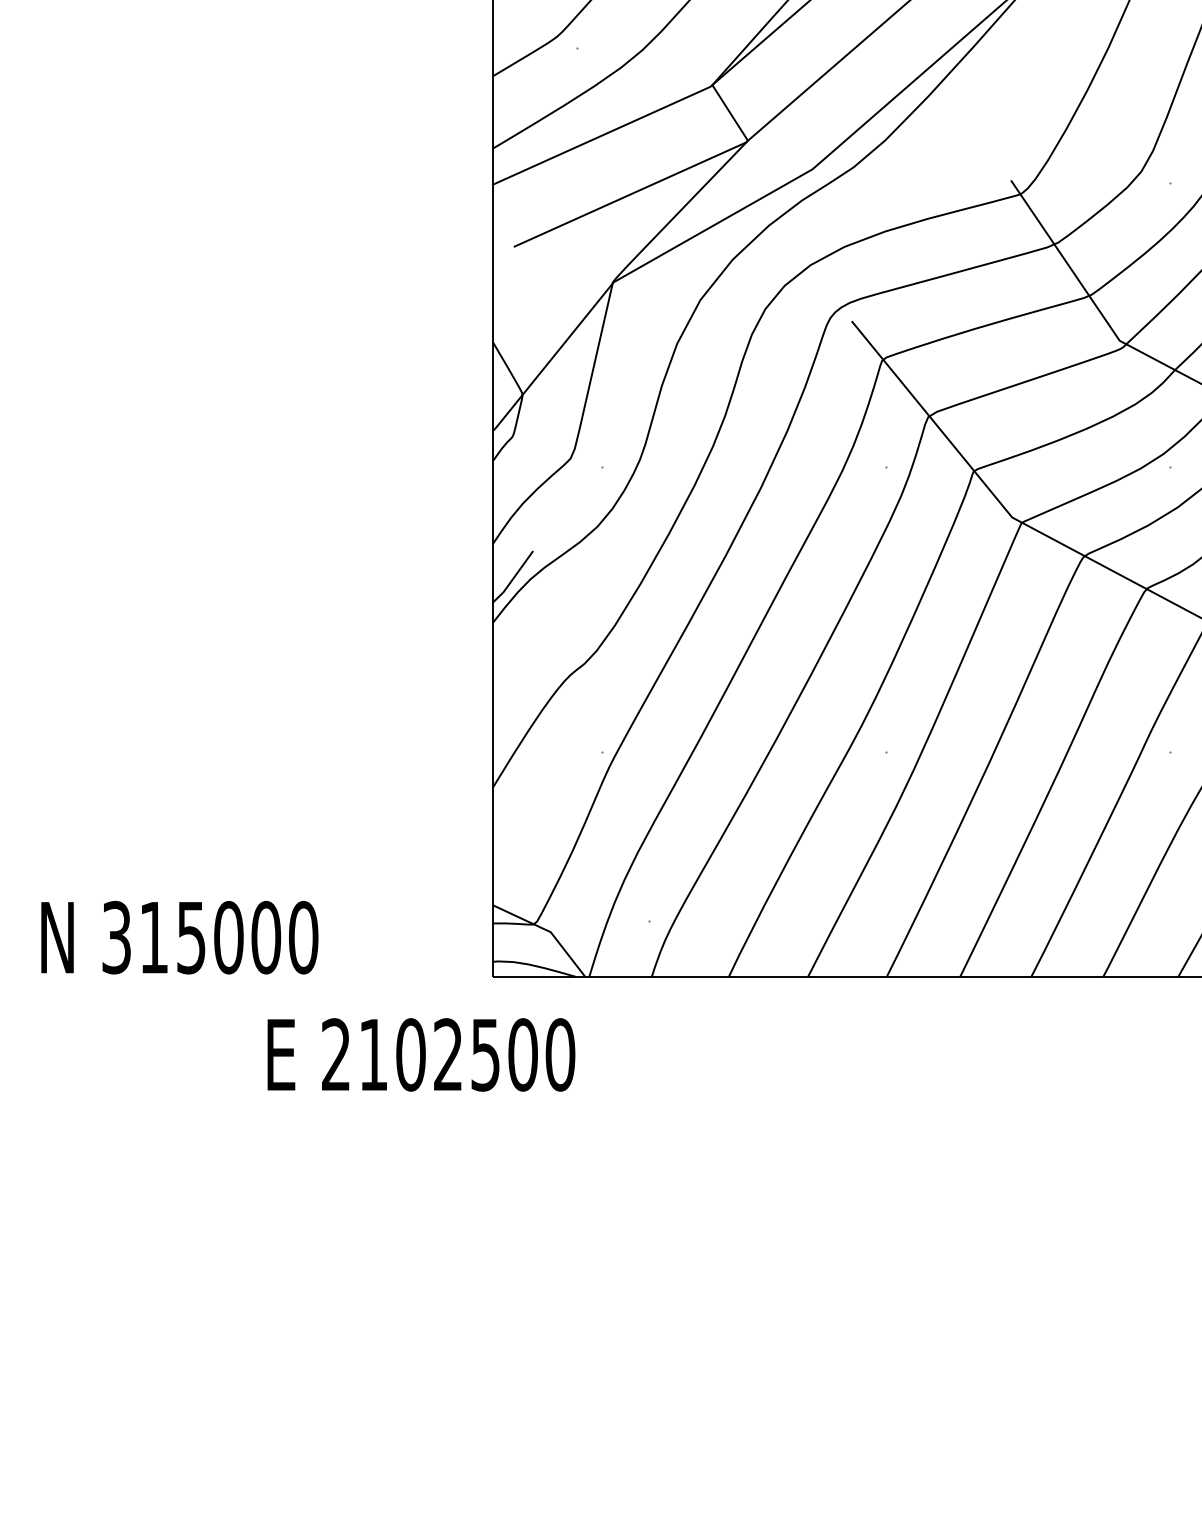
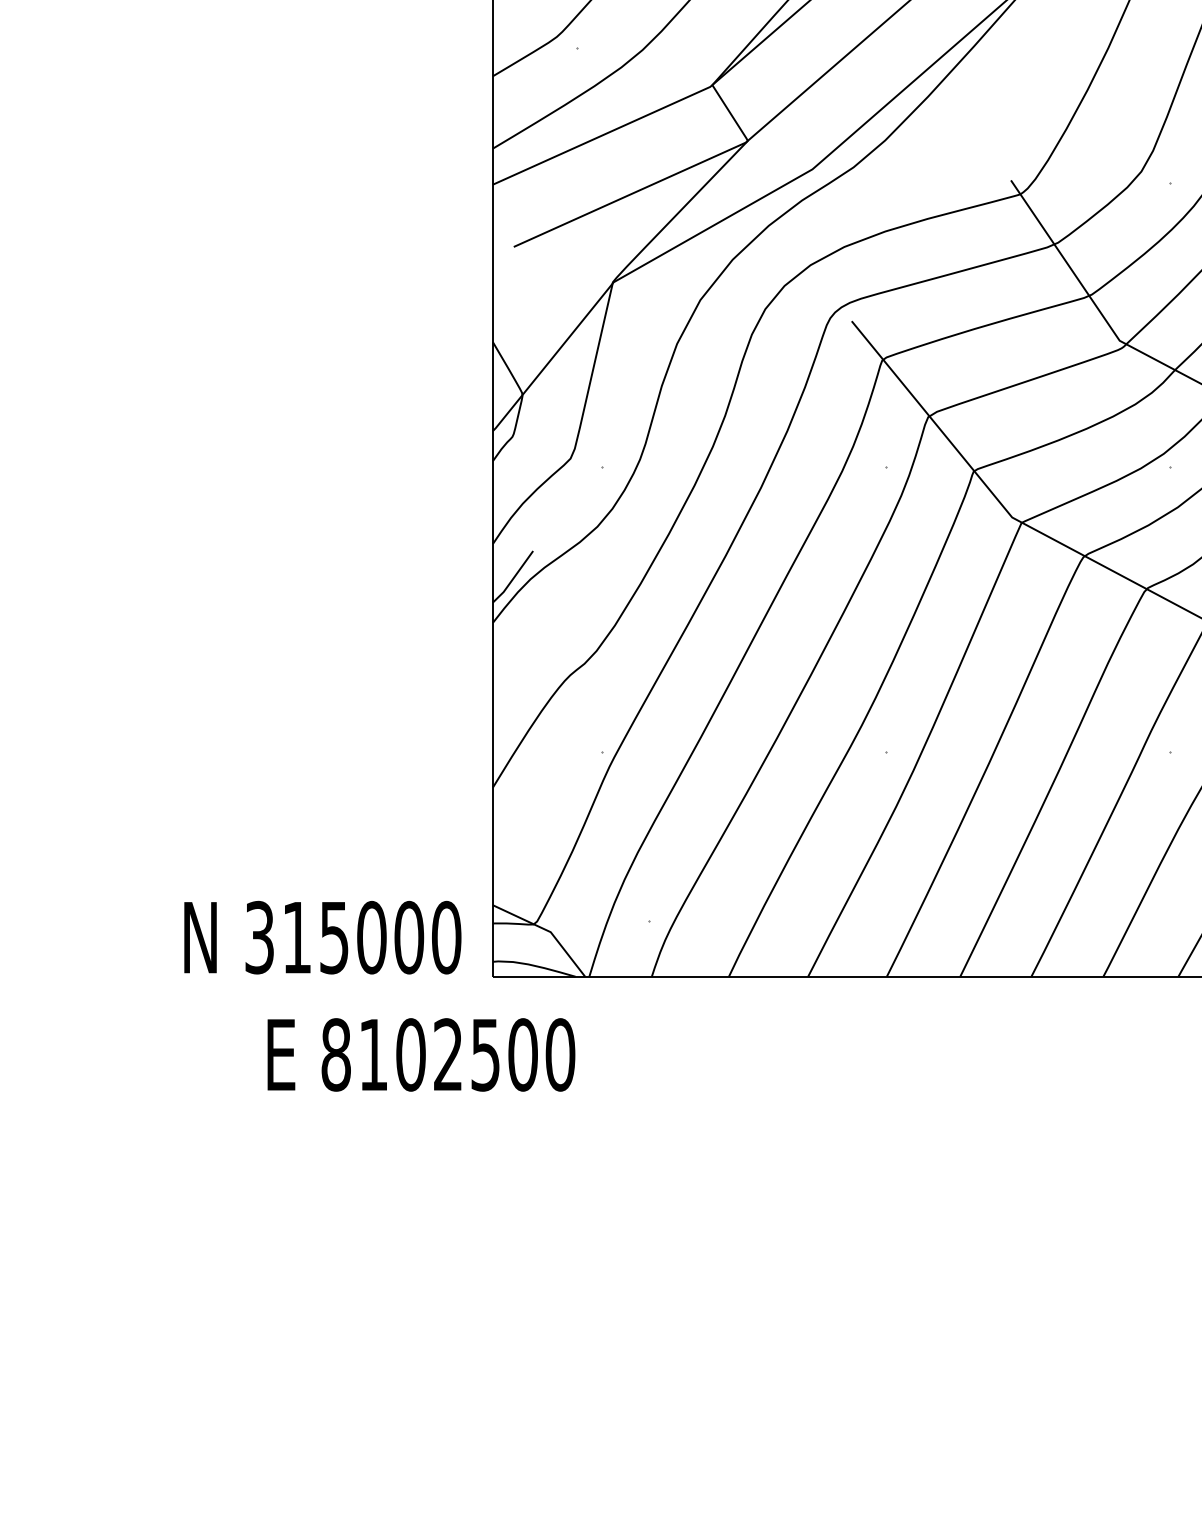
text position: (179, 937) -> (322, 937) (322, 937)
text: 2102500 -> 8102500 (335, 1054)
